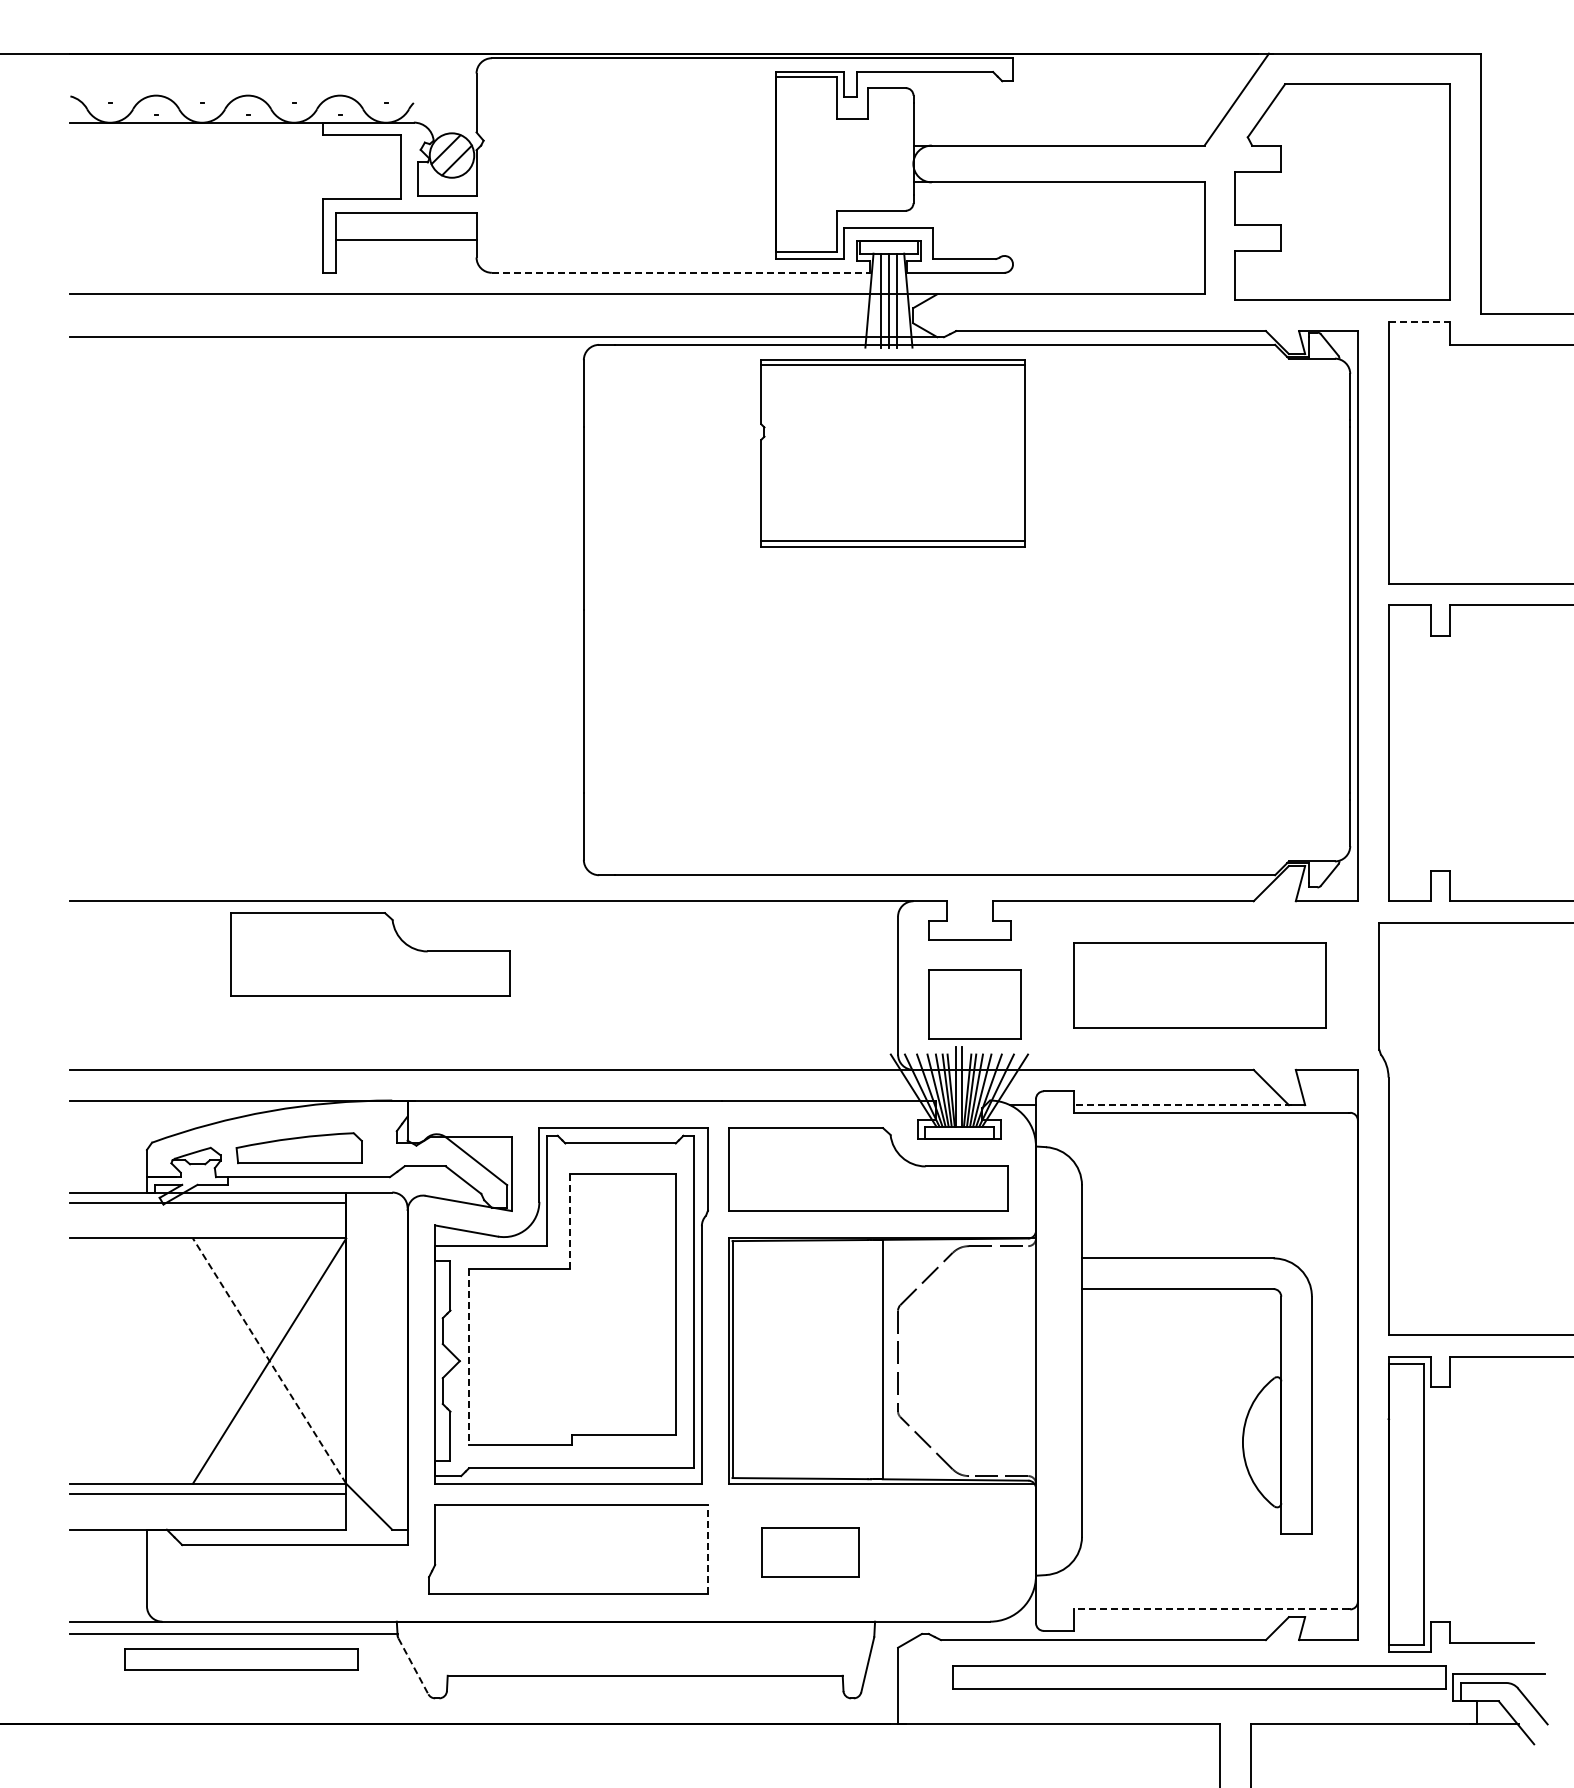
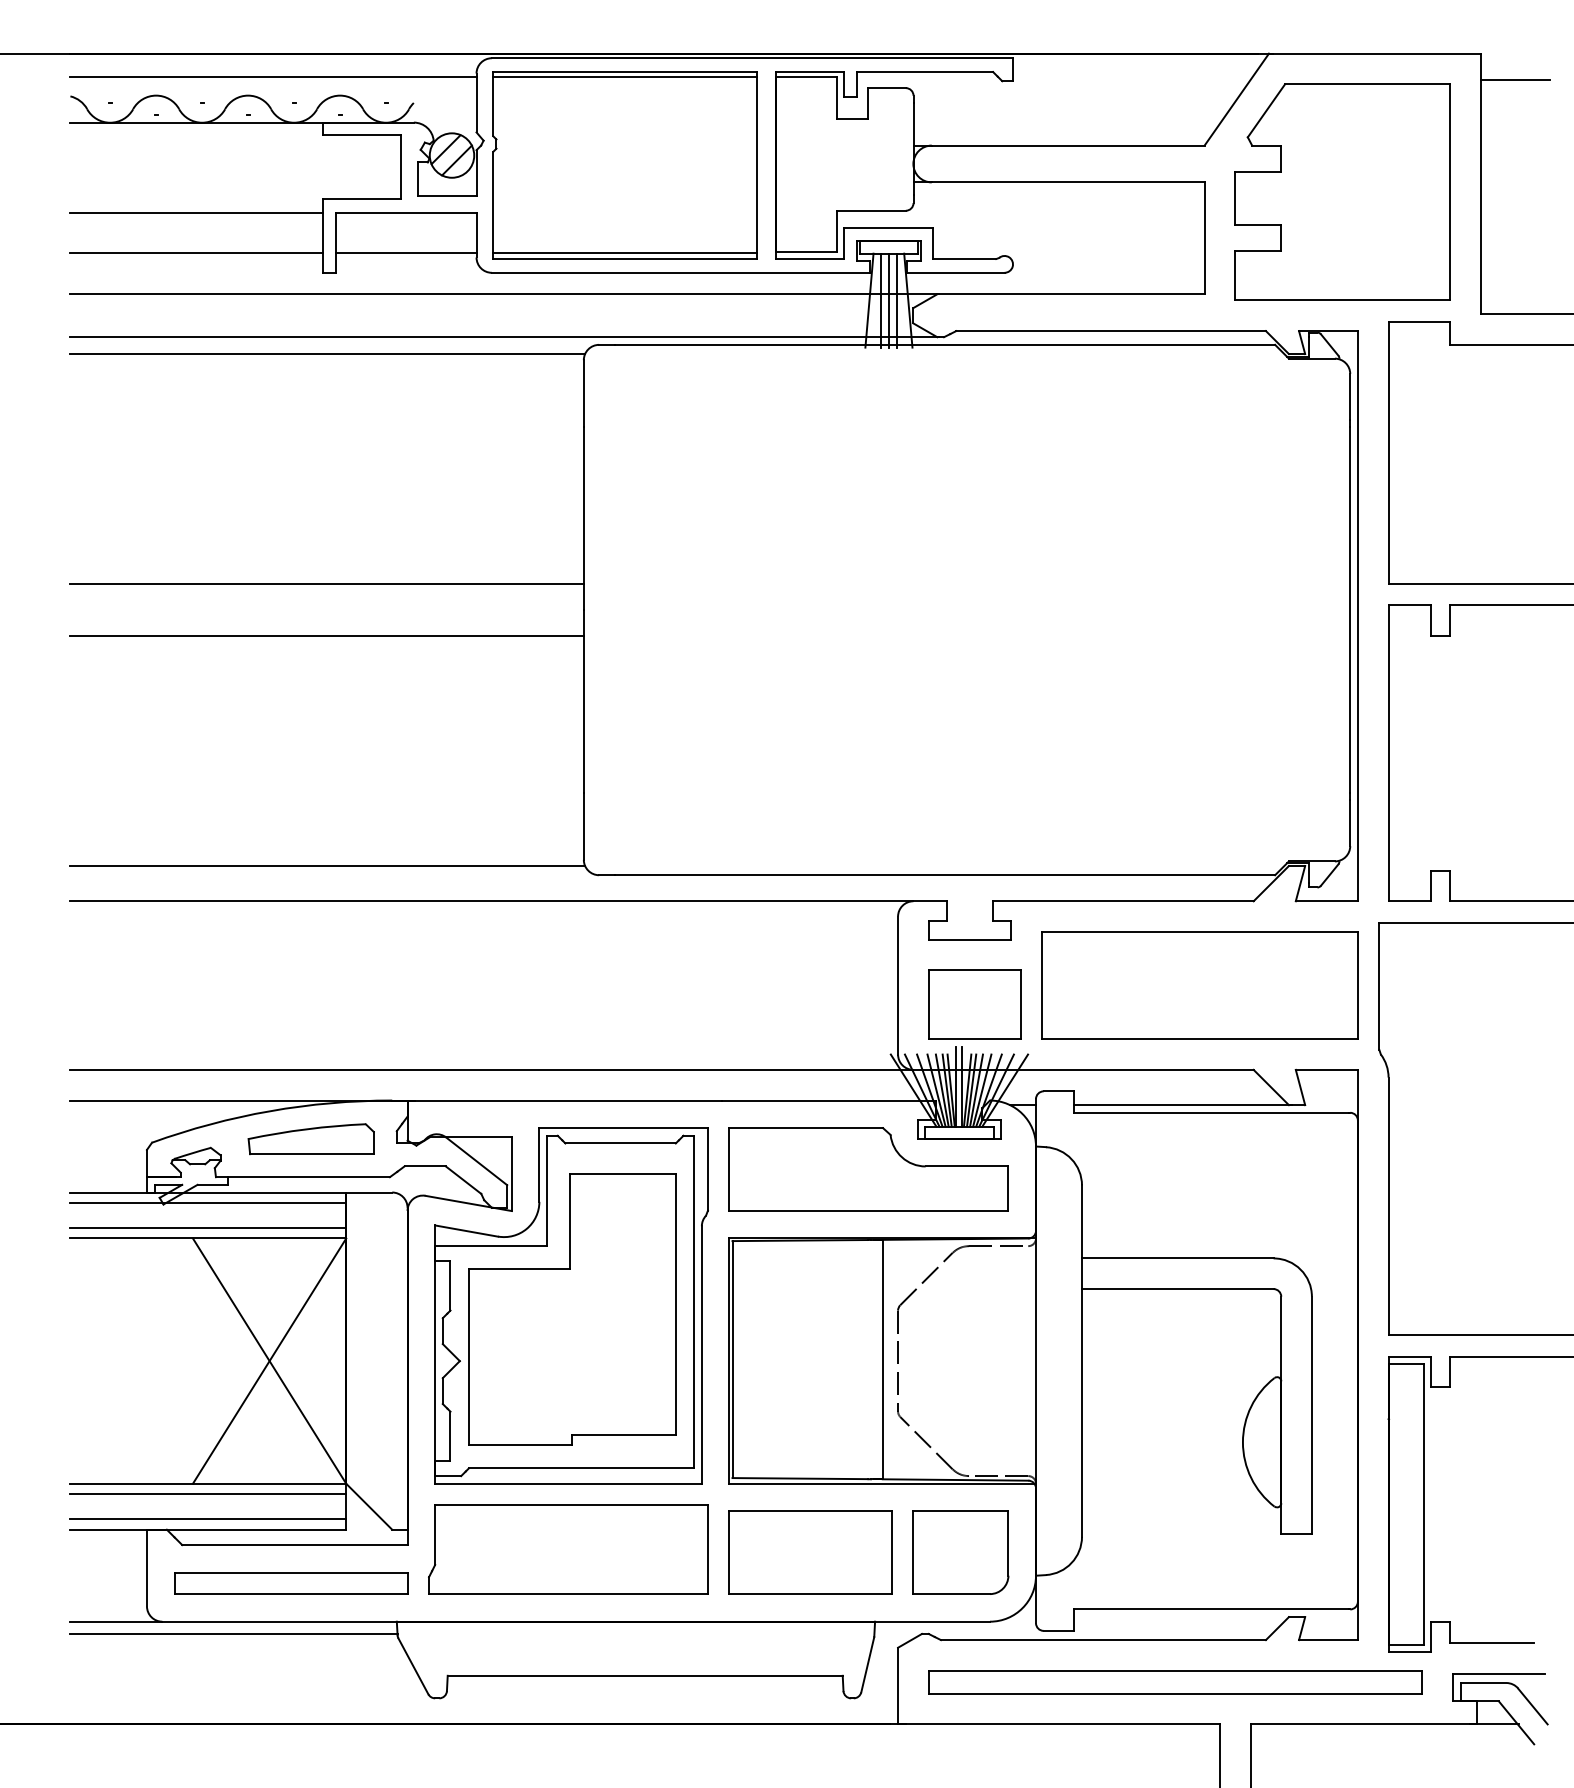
line: none -> present (273, 76)
line: none -> present (1514, 79)
line: none -> present (196, 213)
line position: (405, 240) -> (405, 253) (405, 253)
line: none -> present (196, 253)
line: dashed -> solid (681, 272)
line: dashed -> solid (1419, 321)
line: none -> present (327, 354)
part position: (892, 453) -> (624, 165) (624, 165)
line: none -> present (326, 583)
line: none -> present (326, 636)
line: none -> present (327, 866)
part: present -> none (370, 954)
part size: 254x87 px -> 318x109 px (1199, 985)
line: dashed -> solid (1183, 1105)
part position: (298, 1148) -> (310, 1139) (310, 1139)
line: dashed -> solid (570, 1221)
line: none -> present (208, 1227)
line: dashed -> solid (468, 1357)
line: dashed -> solid (269, 1361)
line: none -> present (208, 1519)
line: dashed -> solid (707, 1549)
part size: 99x51 px -> 165x85 px (810, 1552)
part: none -> present (960, 1552)
line: dashed -> solid (1211, 1609)
part position: (241, 1659) -> (291, 1583) (291, 1583)
line: dashed -> solid (413, 1666)
part position: (1199, 1677) -> (1175, 1682) (1175, 1682)
